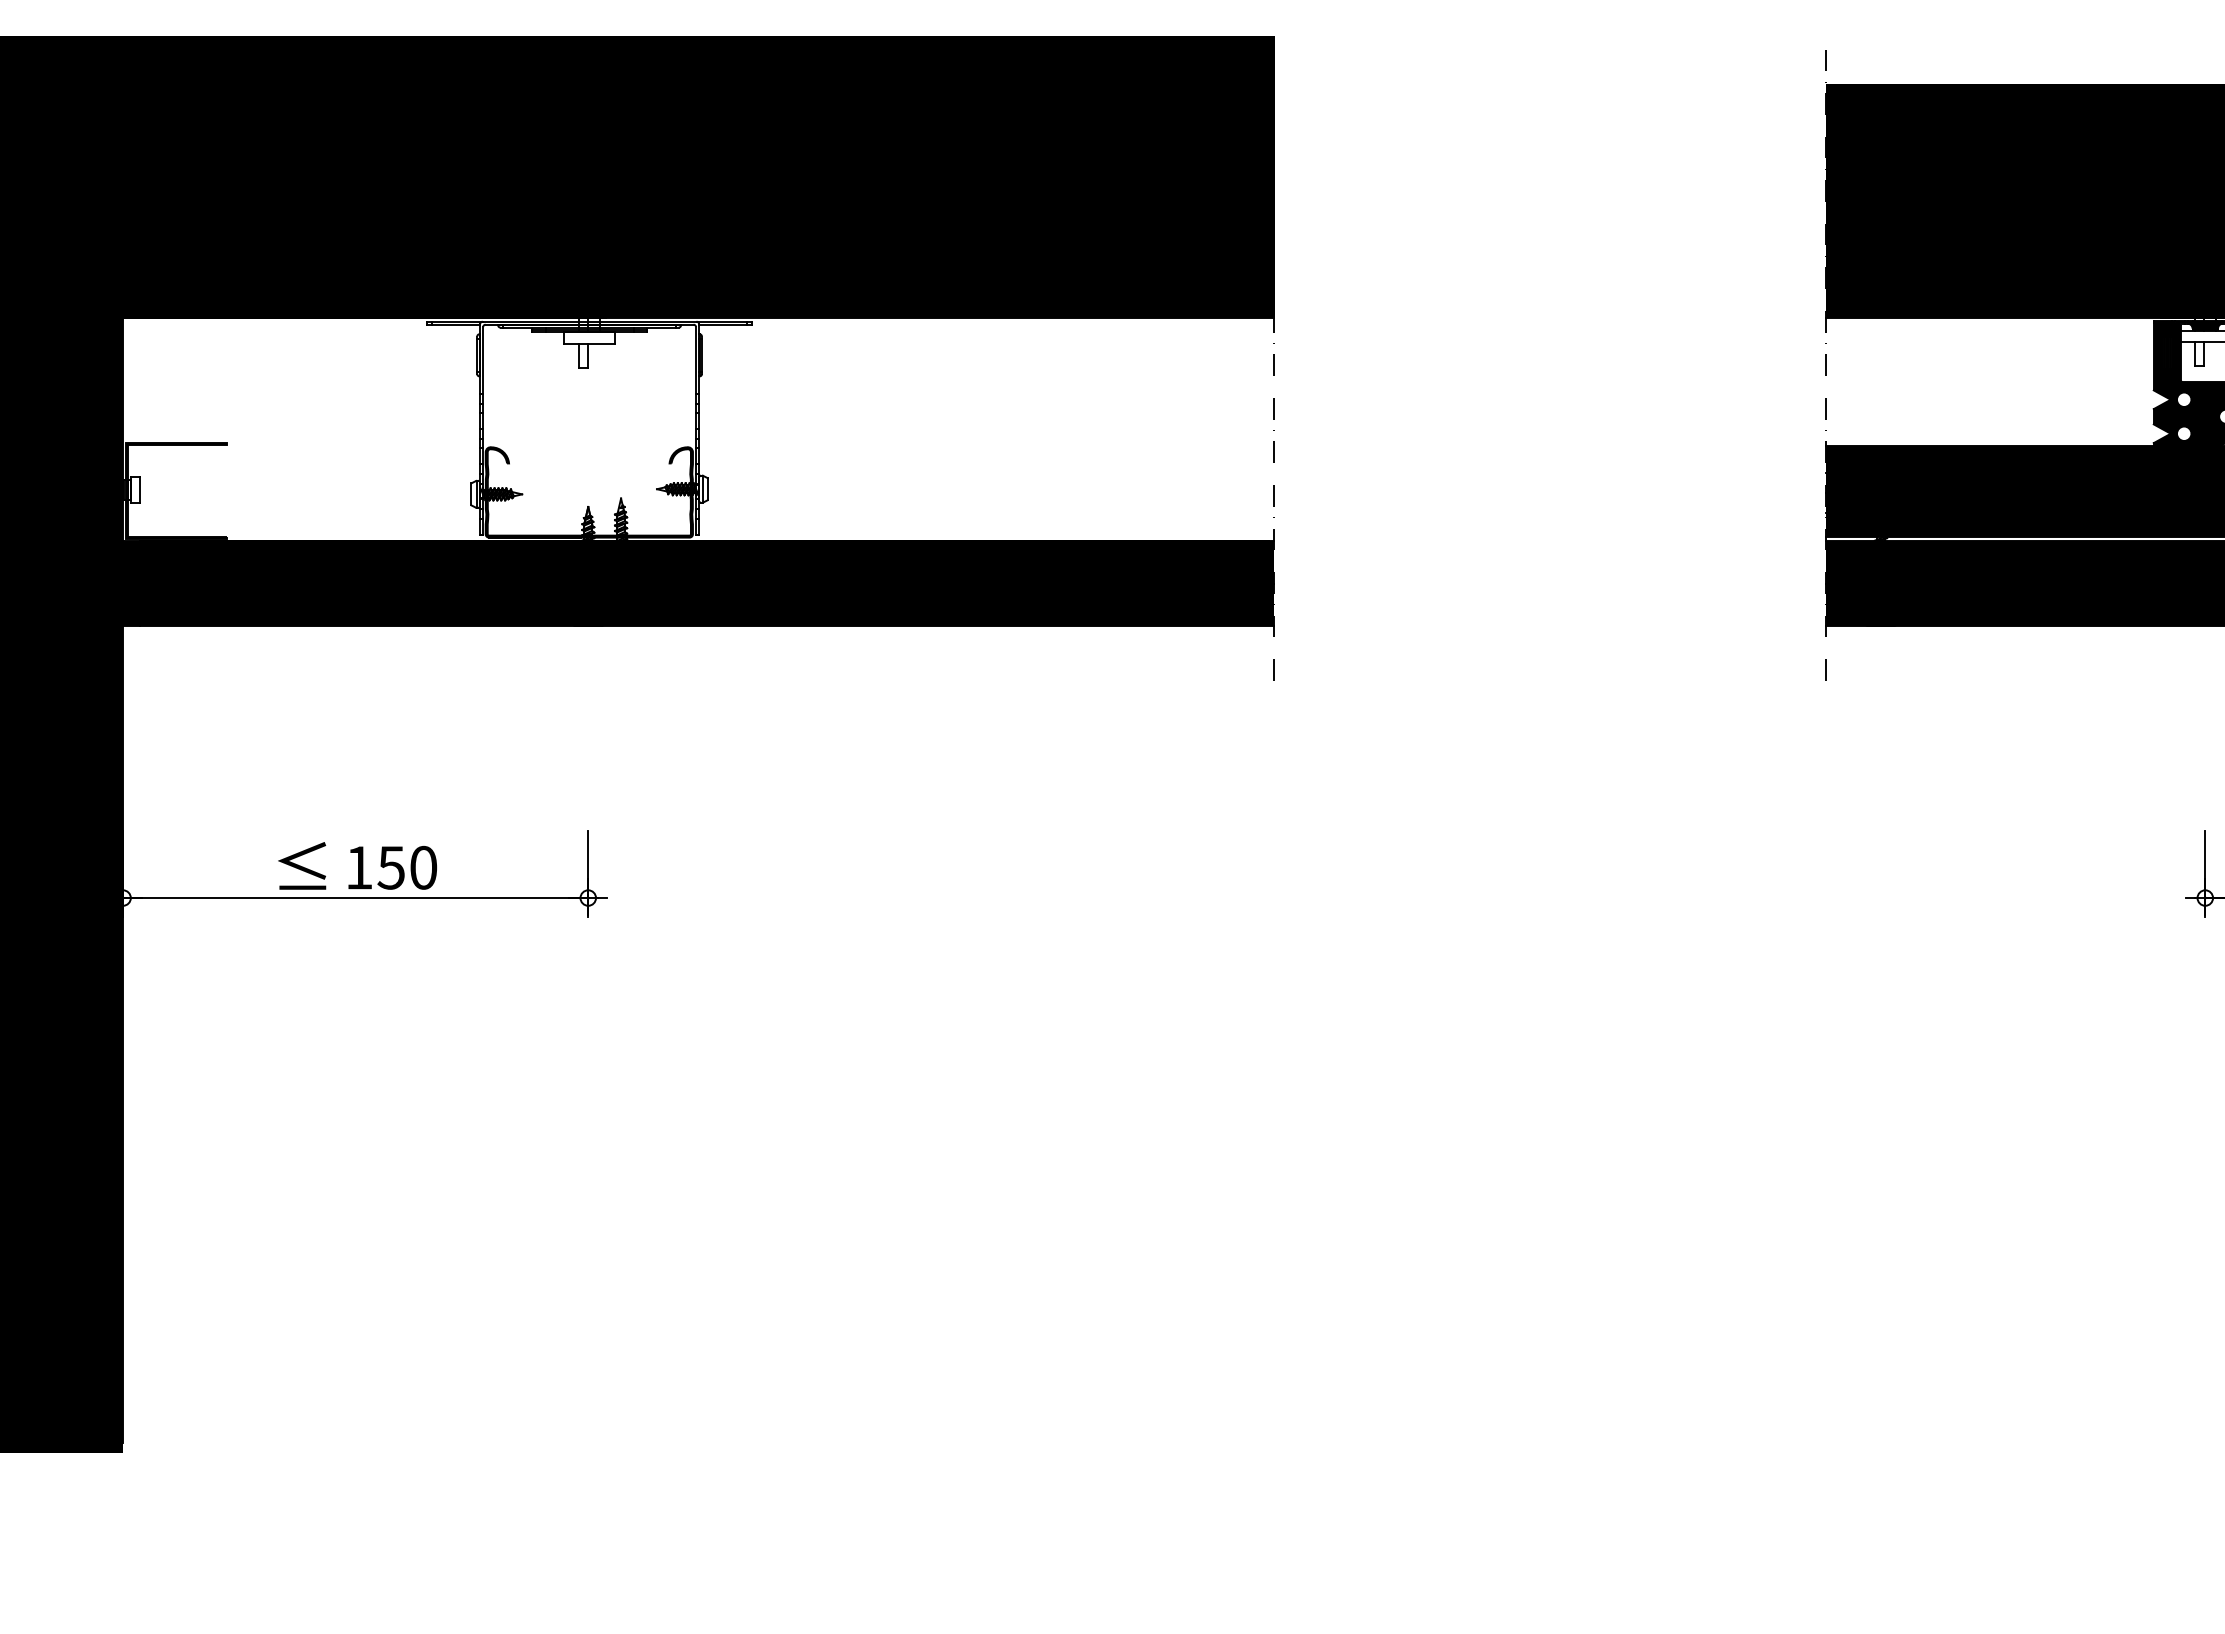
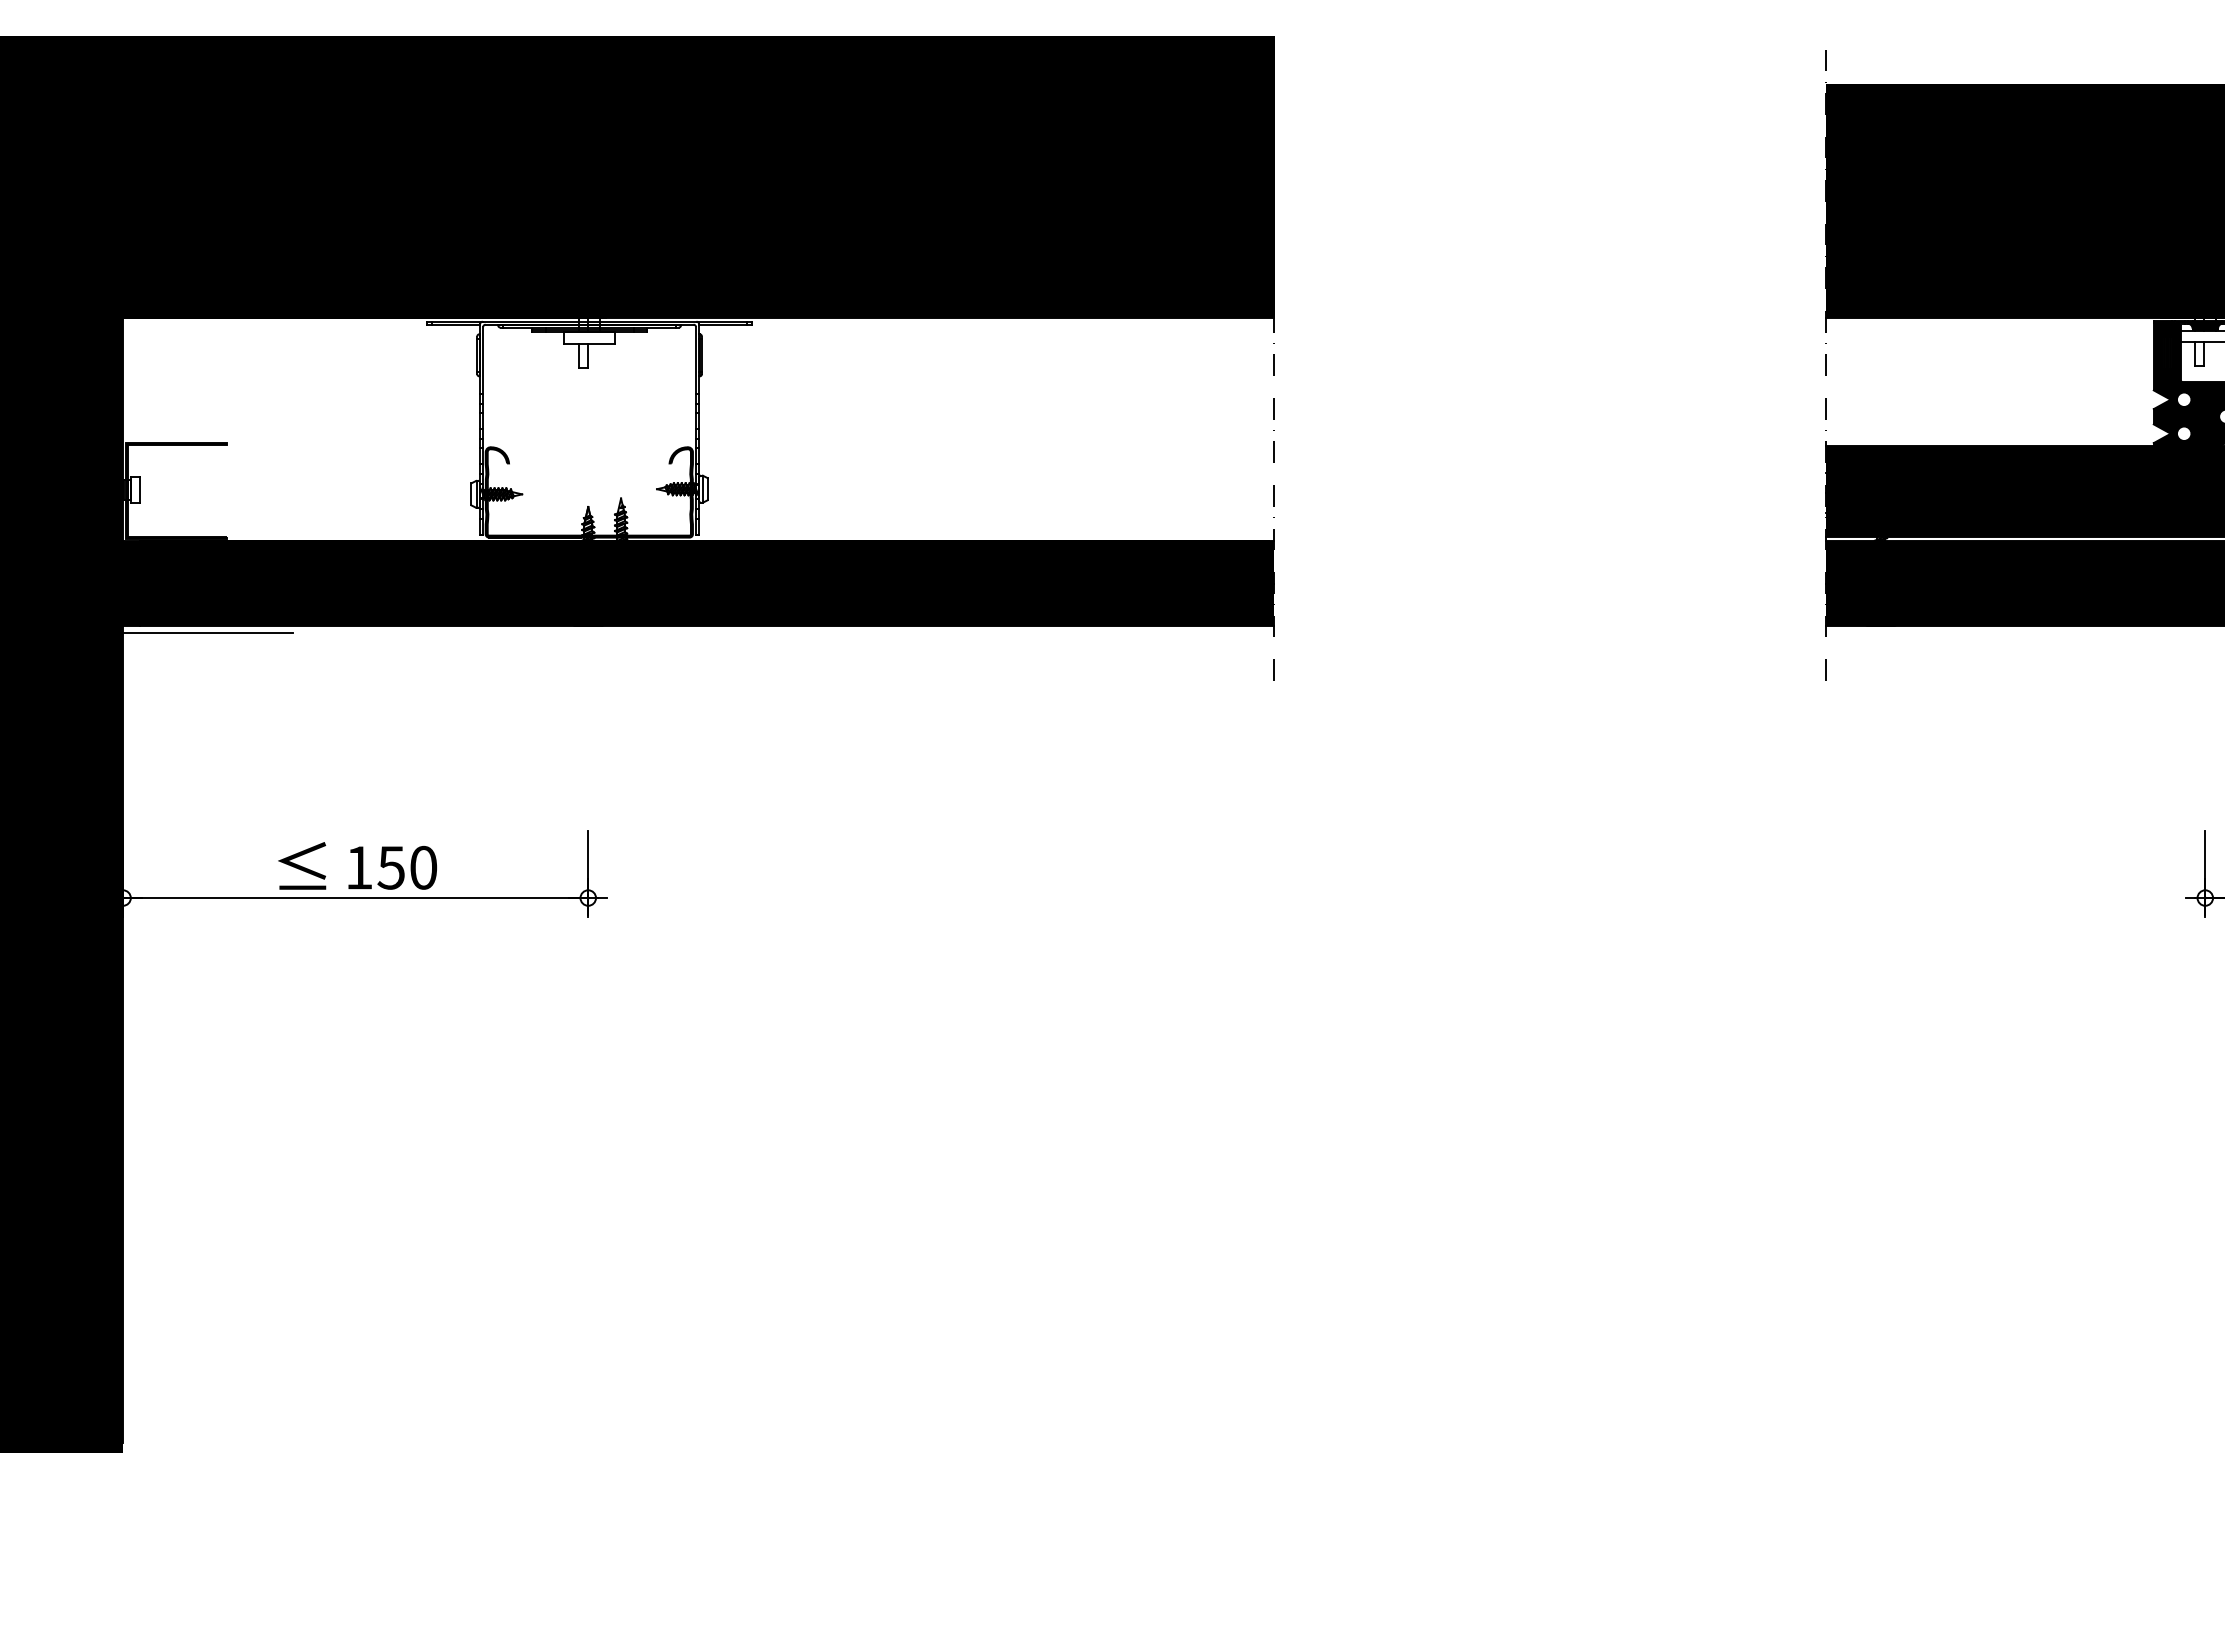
line: none -> present (208, 632)
